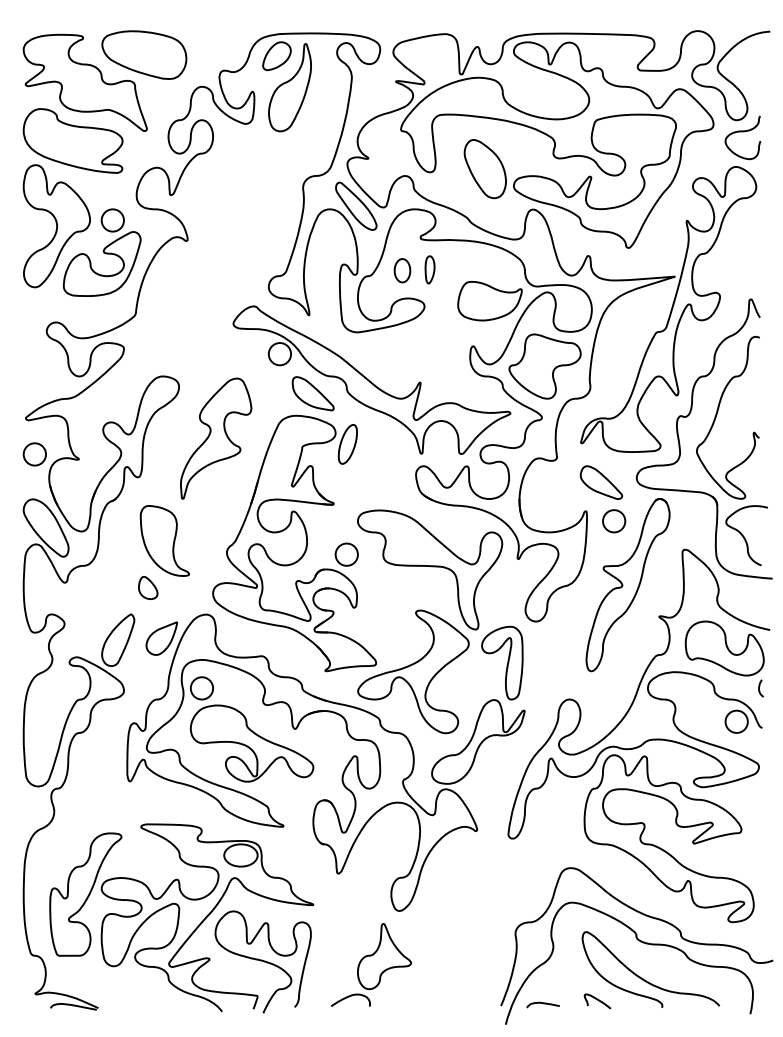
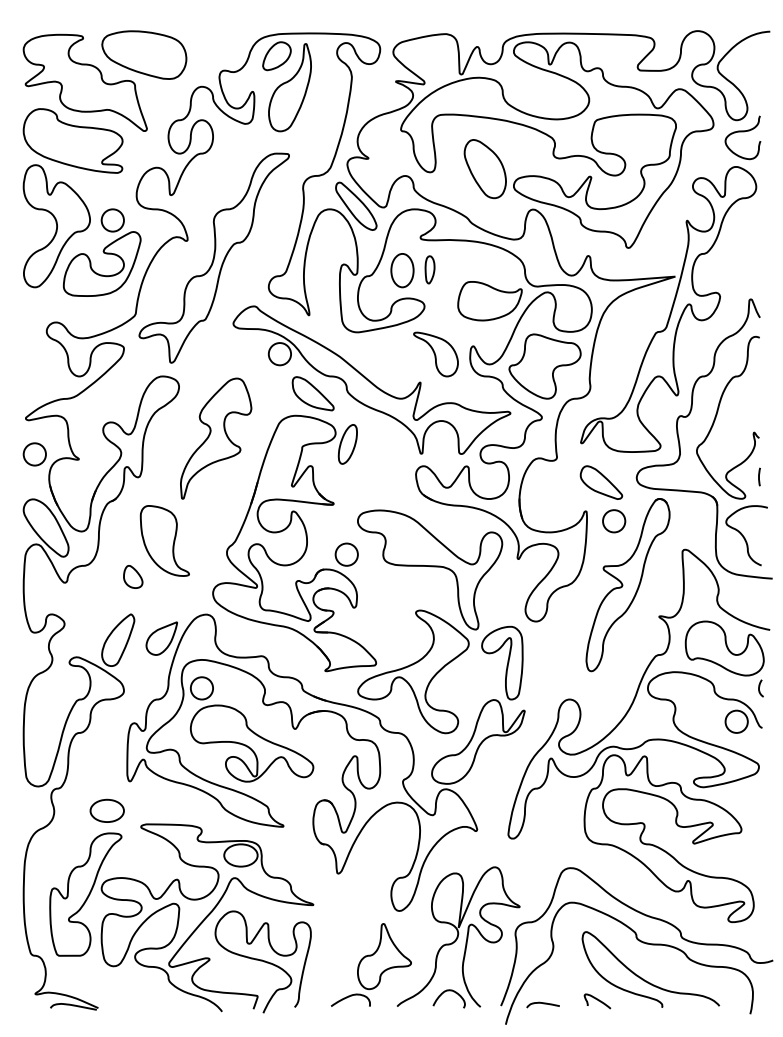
part: none -> present (213, 257)
part size: 19x26 px -> 25x36 px (402, 270)
part: none -> present (435, 354)
line: none -> present (759, 476)
part position: (148, 587) -> (133, 576) (133, 576)
part: none -> present (106, 810)
part: none -> present (458, 937)
